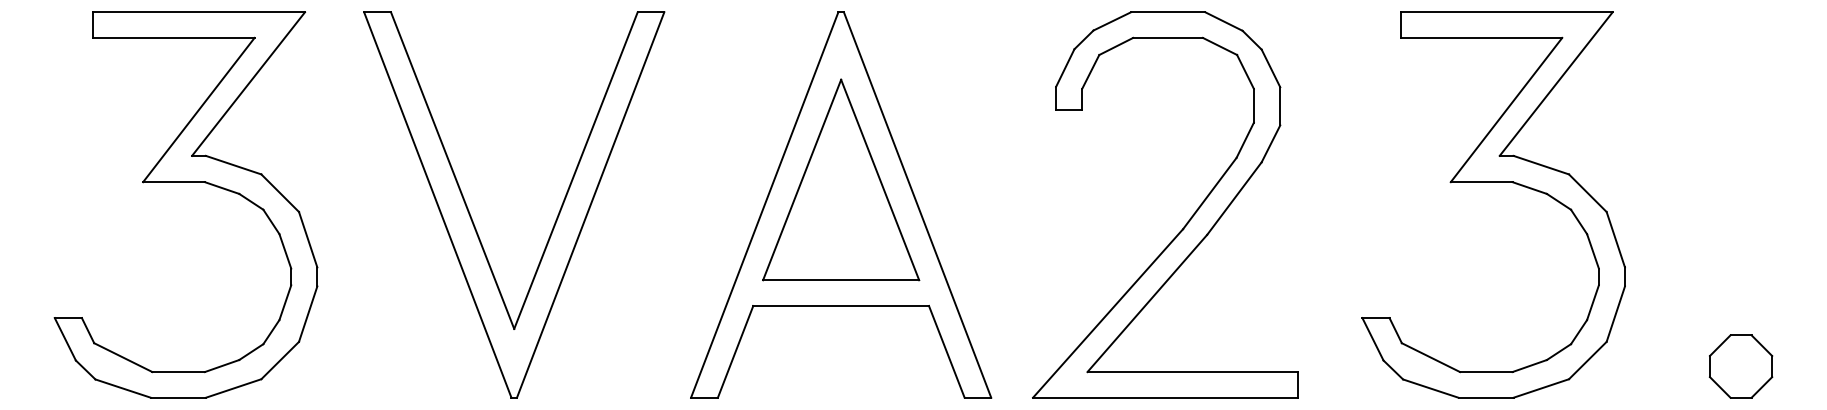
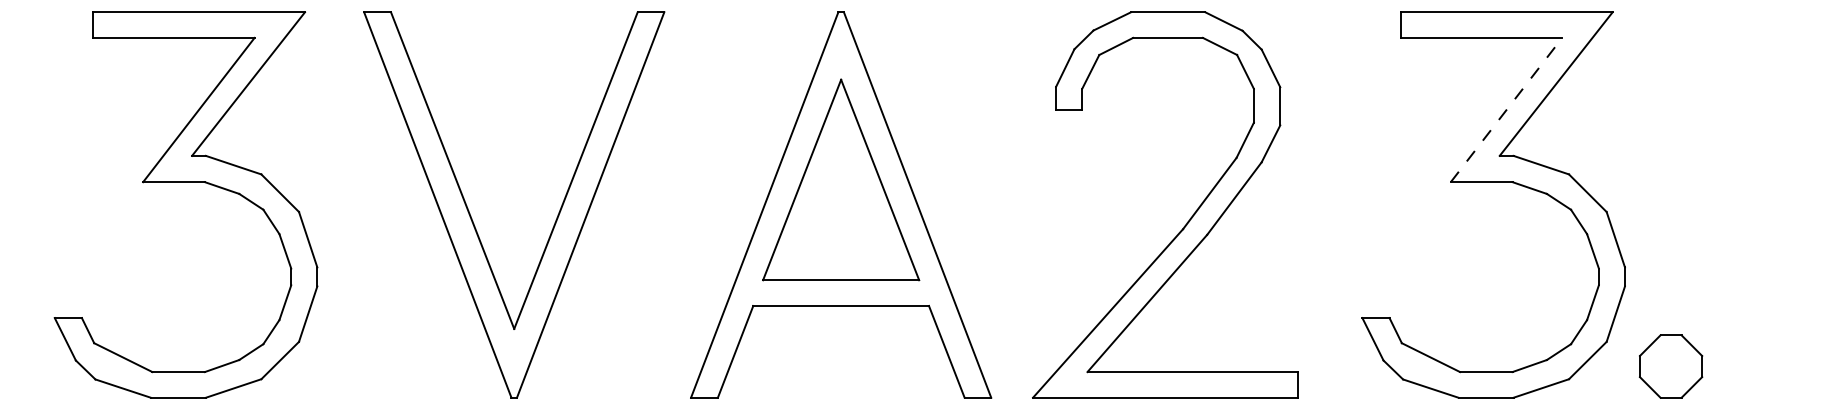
line: solid -> dashed (1506, 109)
part position: (1740, 366) -> (1670, 366) (1670, 366)
